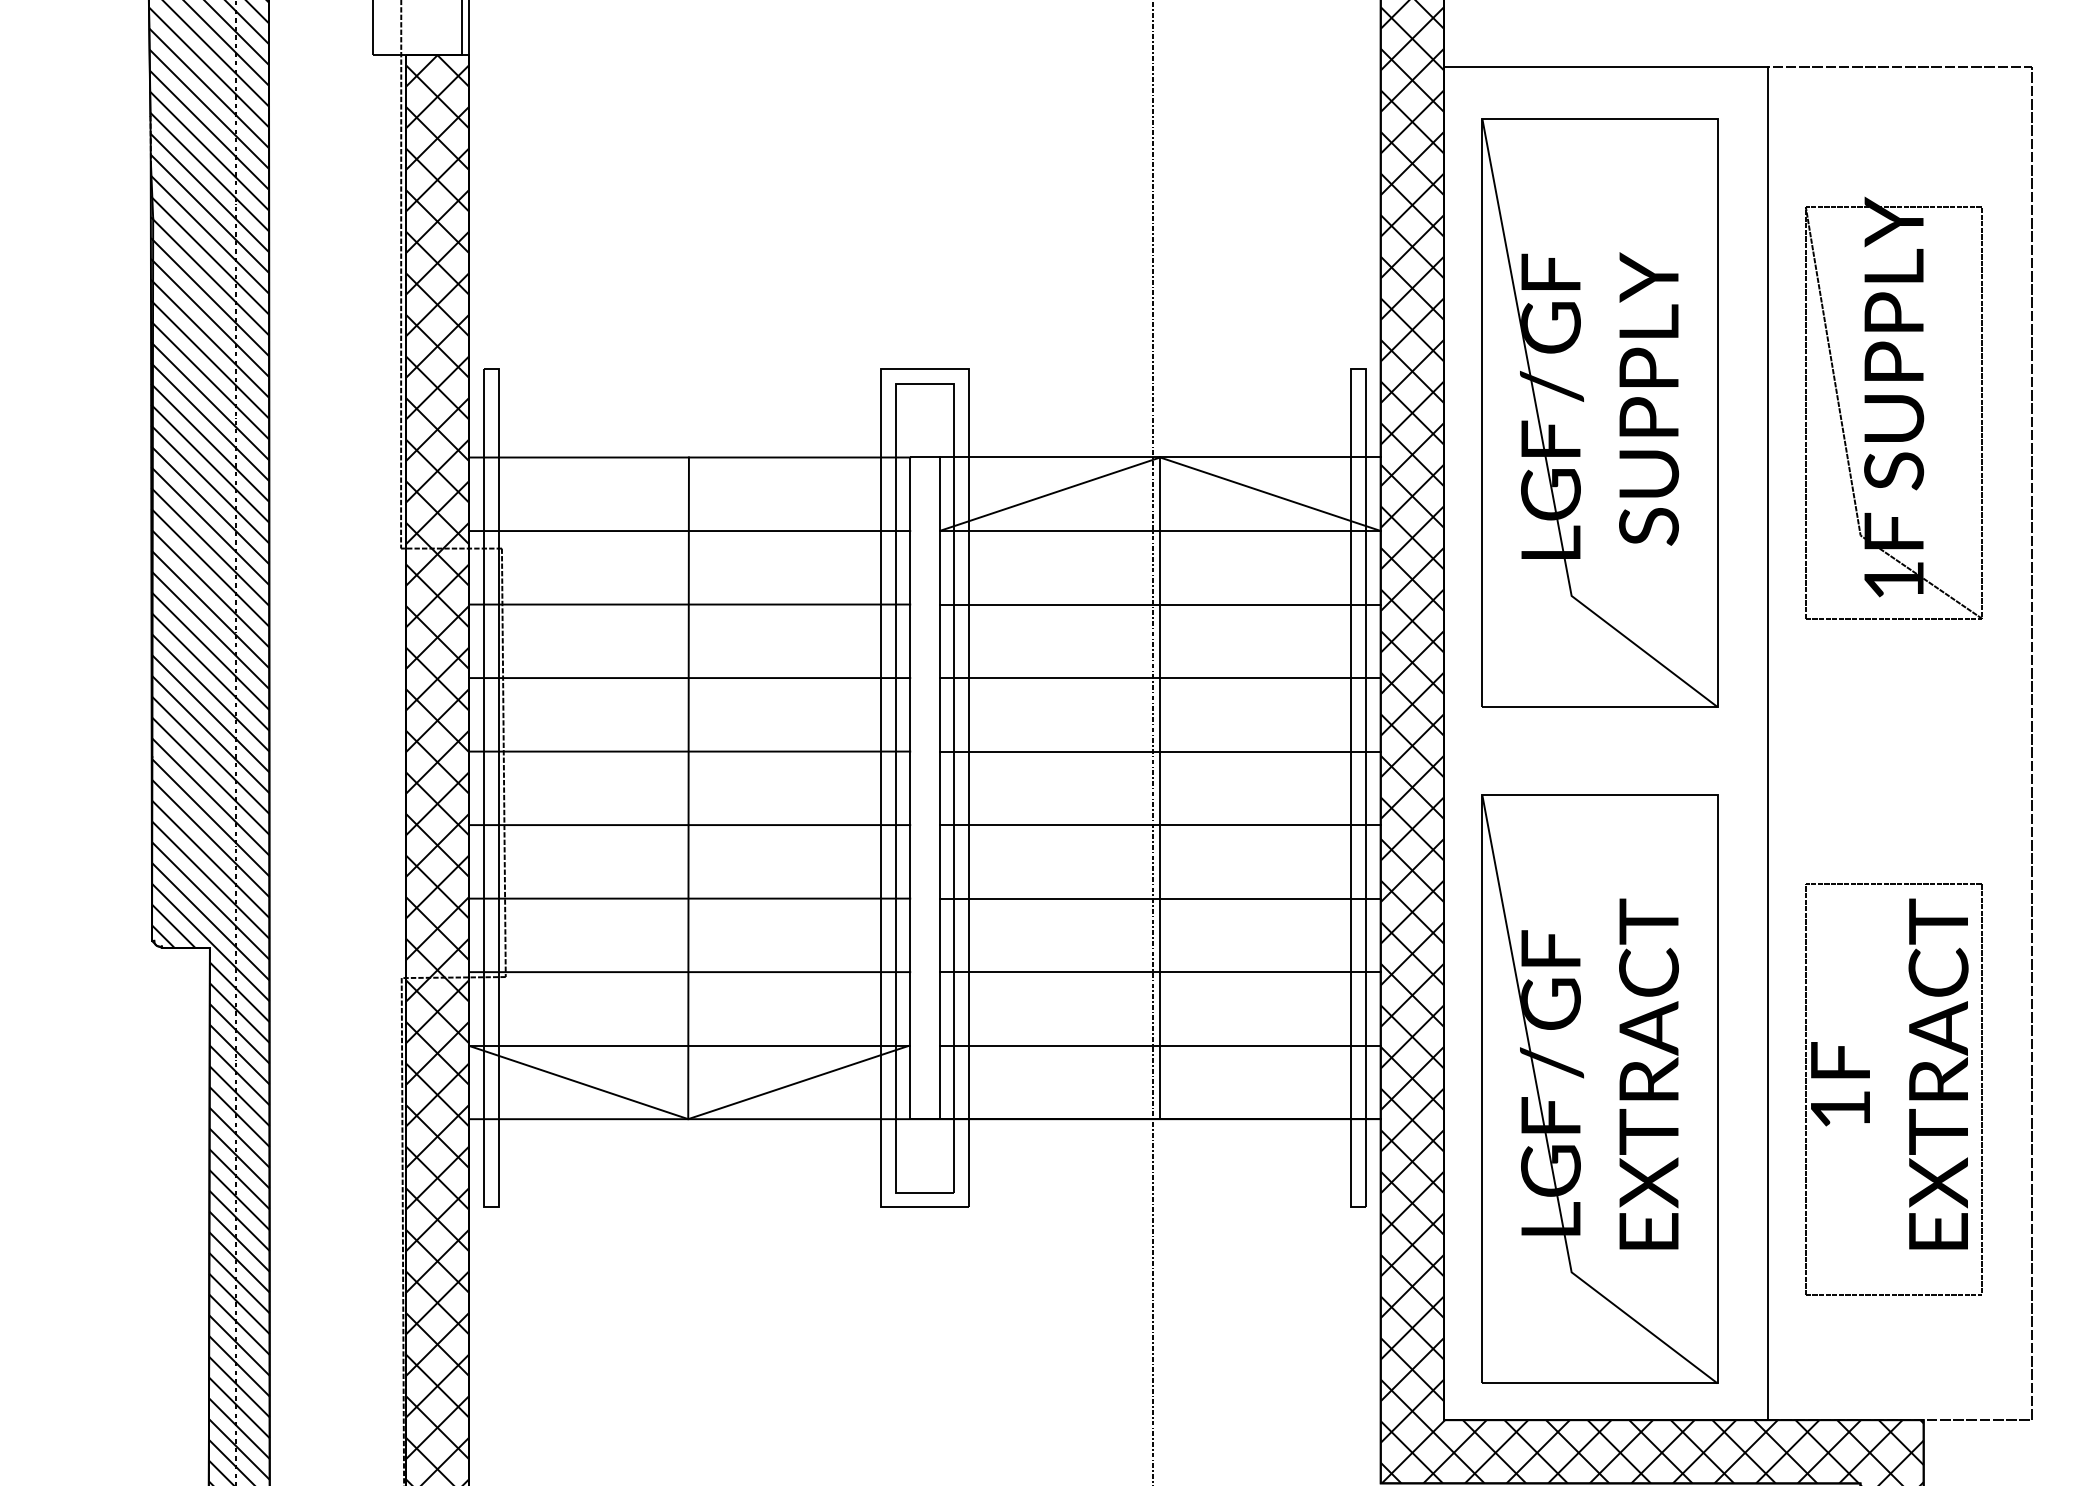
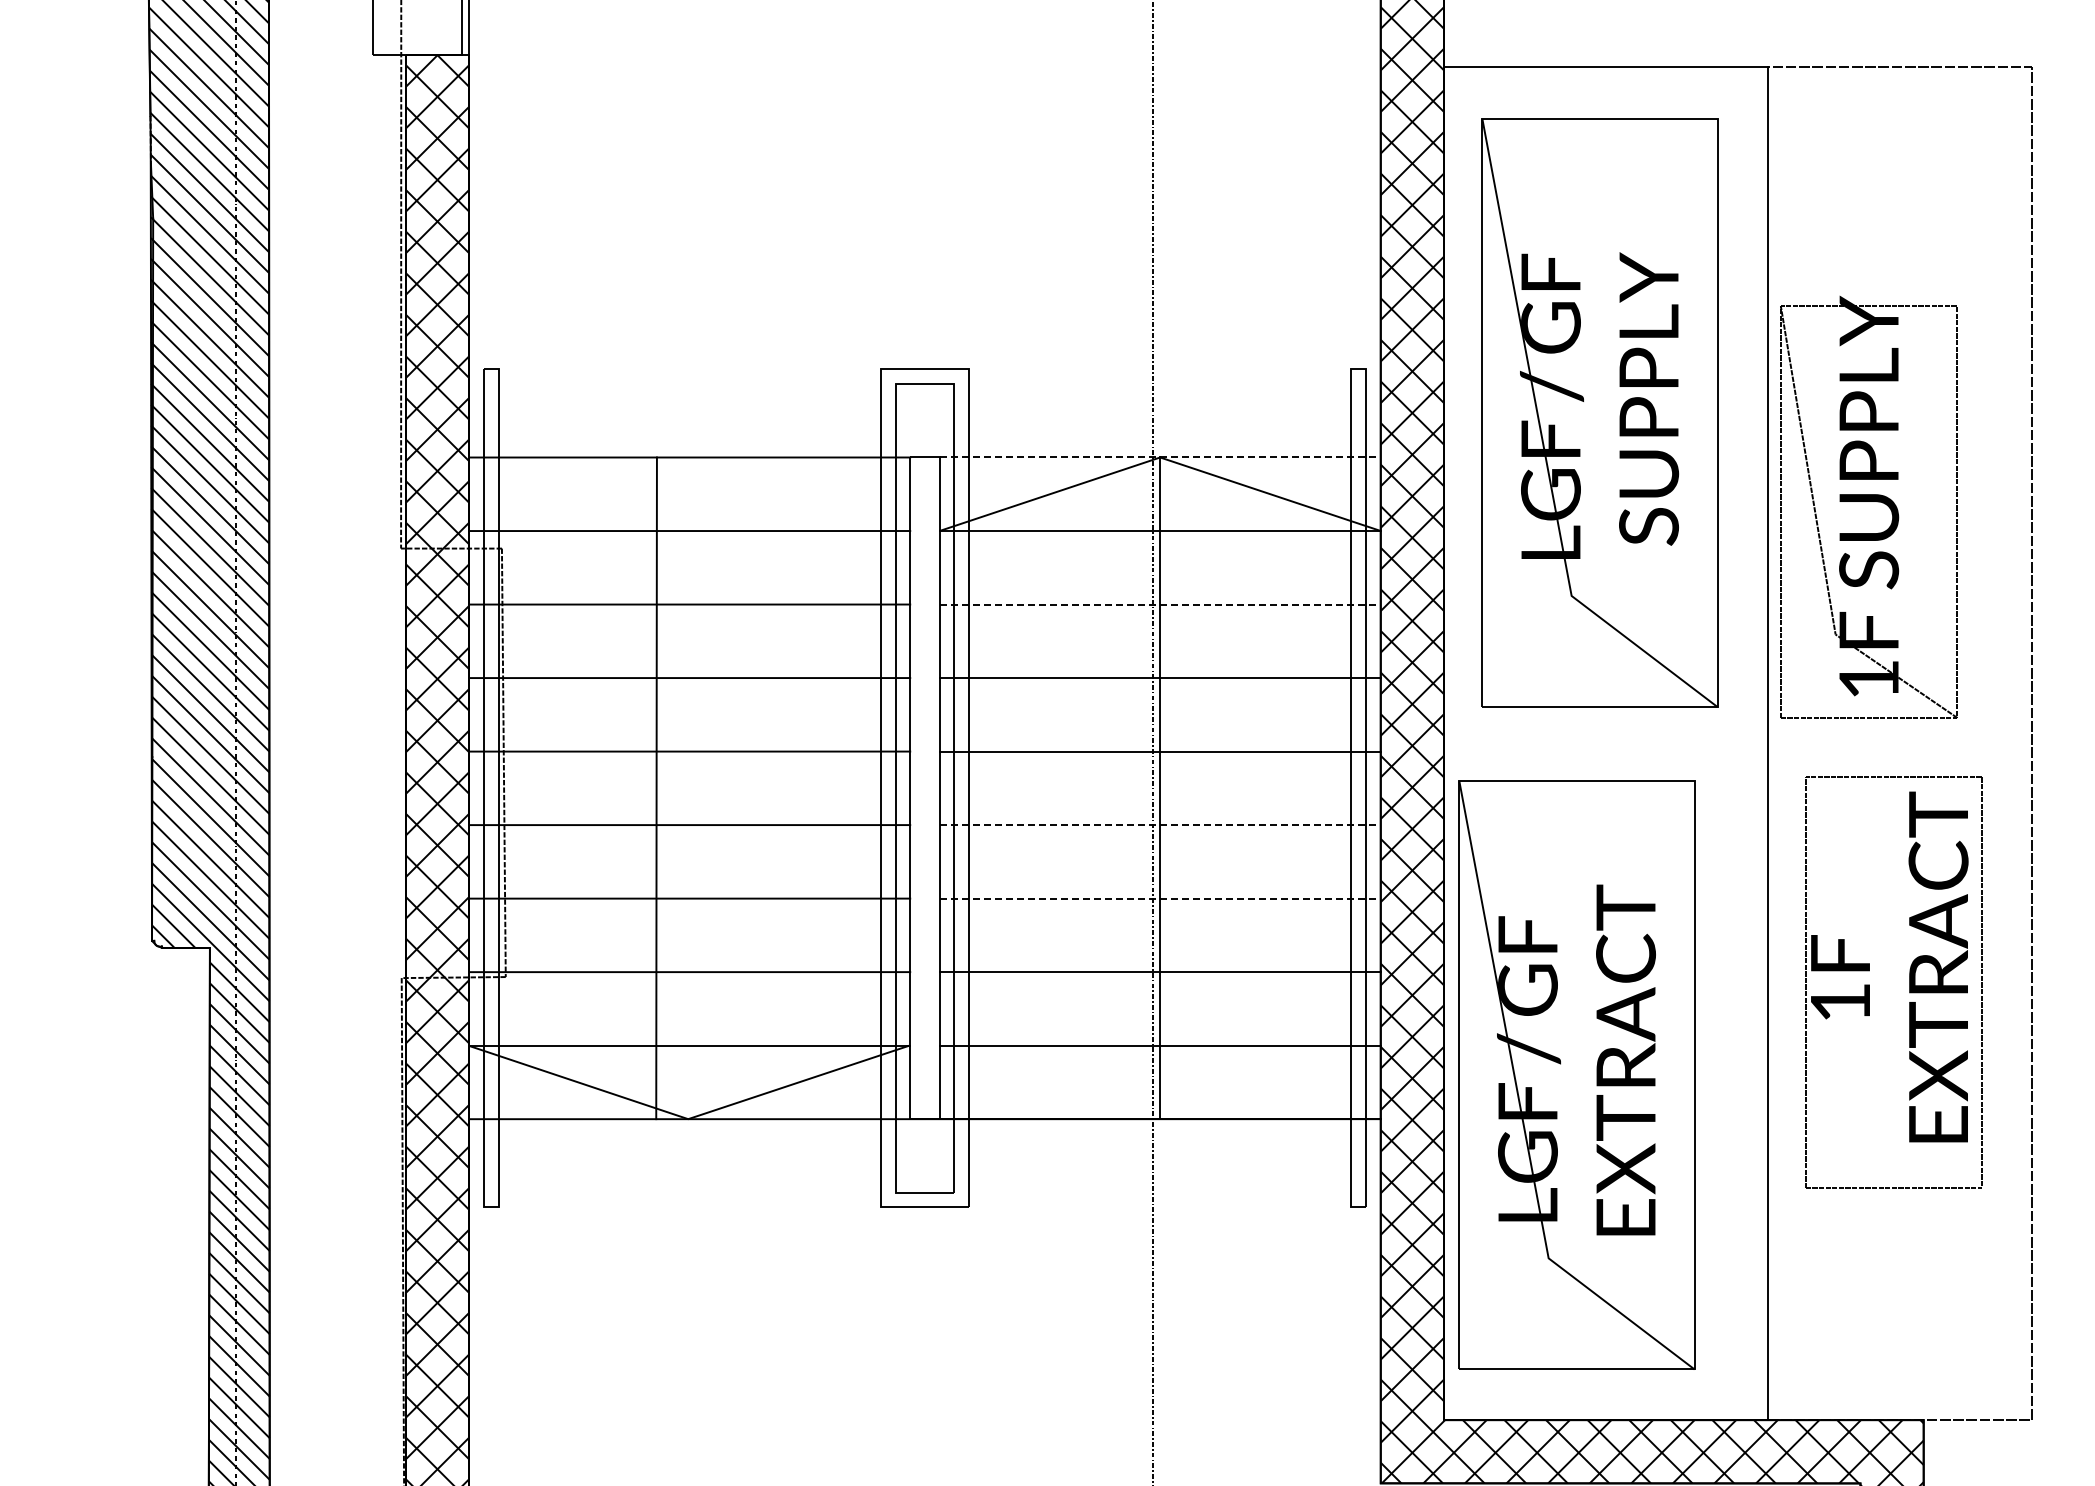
part position: (1893, 407) -> (1868, 506) (1868, 506)
line: solid -> dashed (1160, 457)
line: solid -> dashed (1160, 604)
line position: (688, 788) -> (656, 788) (656, 788)
line: solid -> dashed (1160, 825)
line: solid -> dashed (1160, 898)
part position: (1599, 1088) -> (1576, 1074) (1576, 1074)
part position: (1909, 1089) -> (1909, 982) (1909, 982)
